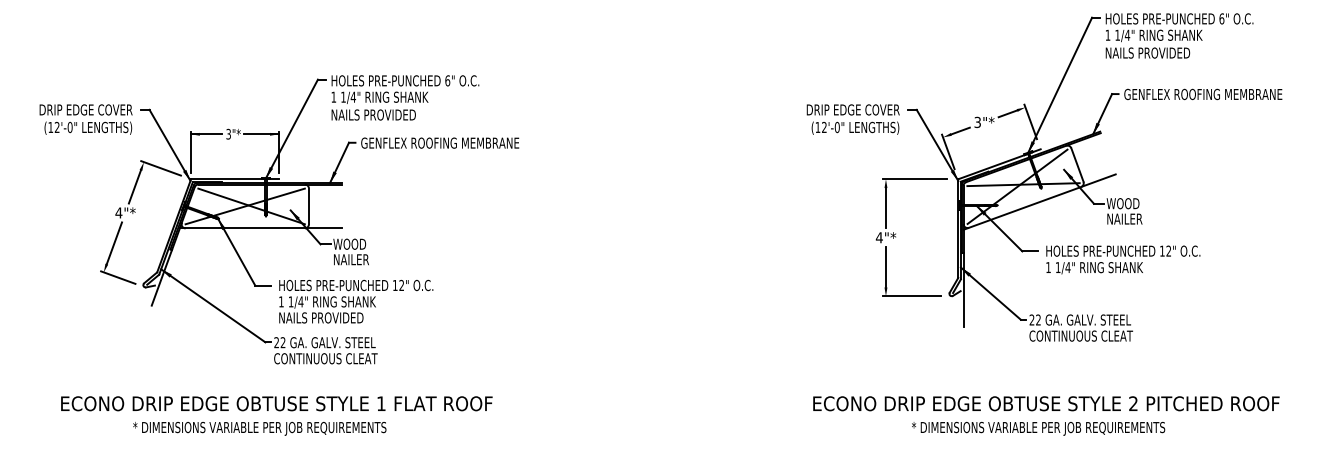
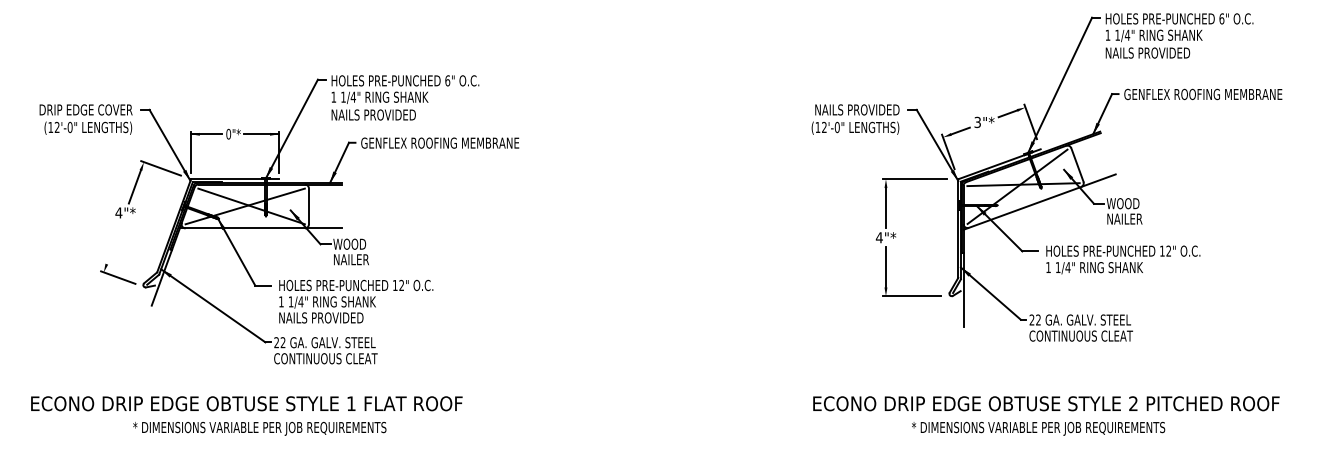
text: DRIP EDGE COVER -> NAILS PROVIDED (852, 109)
text: 3"* -> 0"* (228, 134)
line: present -> none (114, 243)
text position: (276, 403) -> (246, 403) (246, 403)
